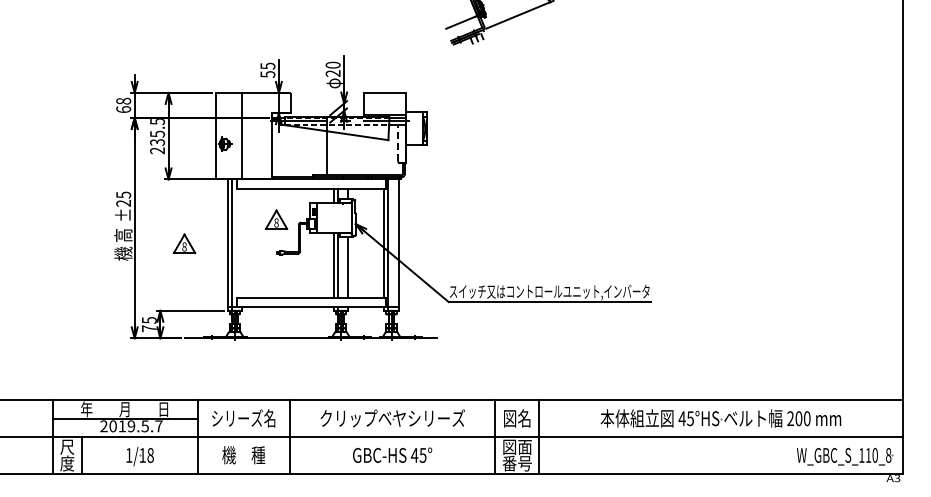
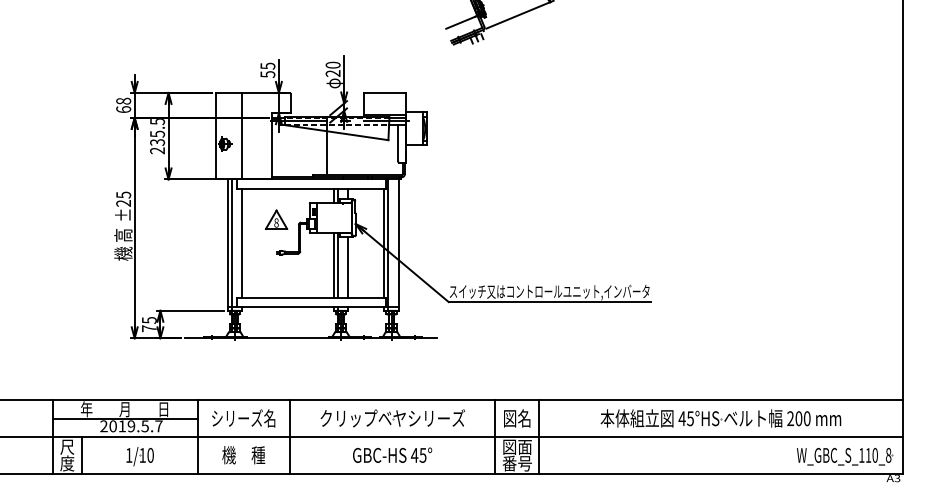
line: dashed -> solid (398, 143)
part: present -> none (184, 243)
line: none -> present (241, 243)
text: 1/18 -> 1/10 (150, 455)
